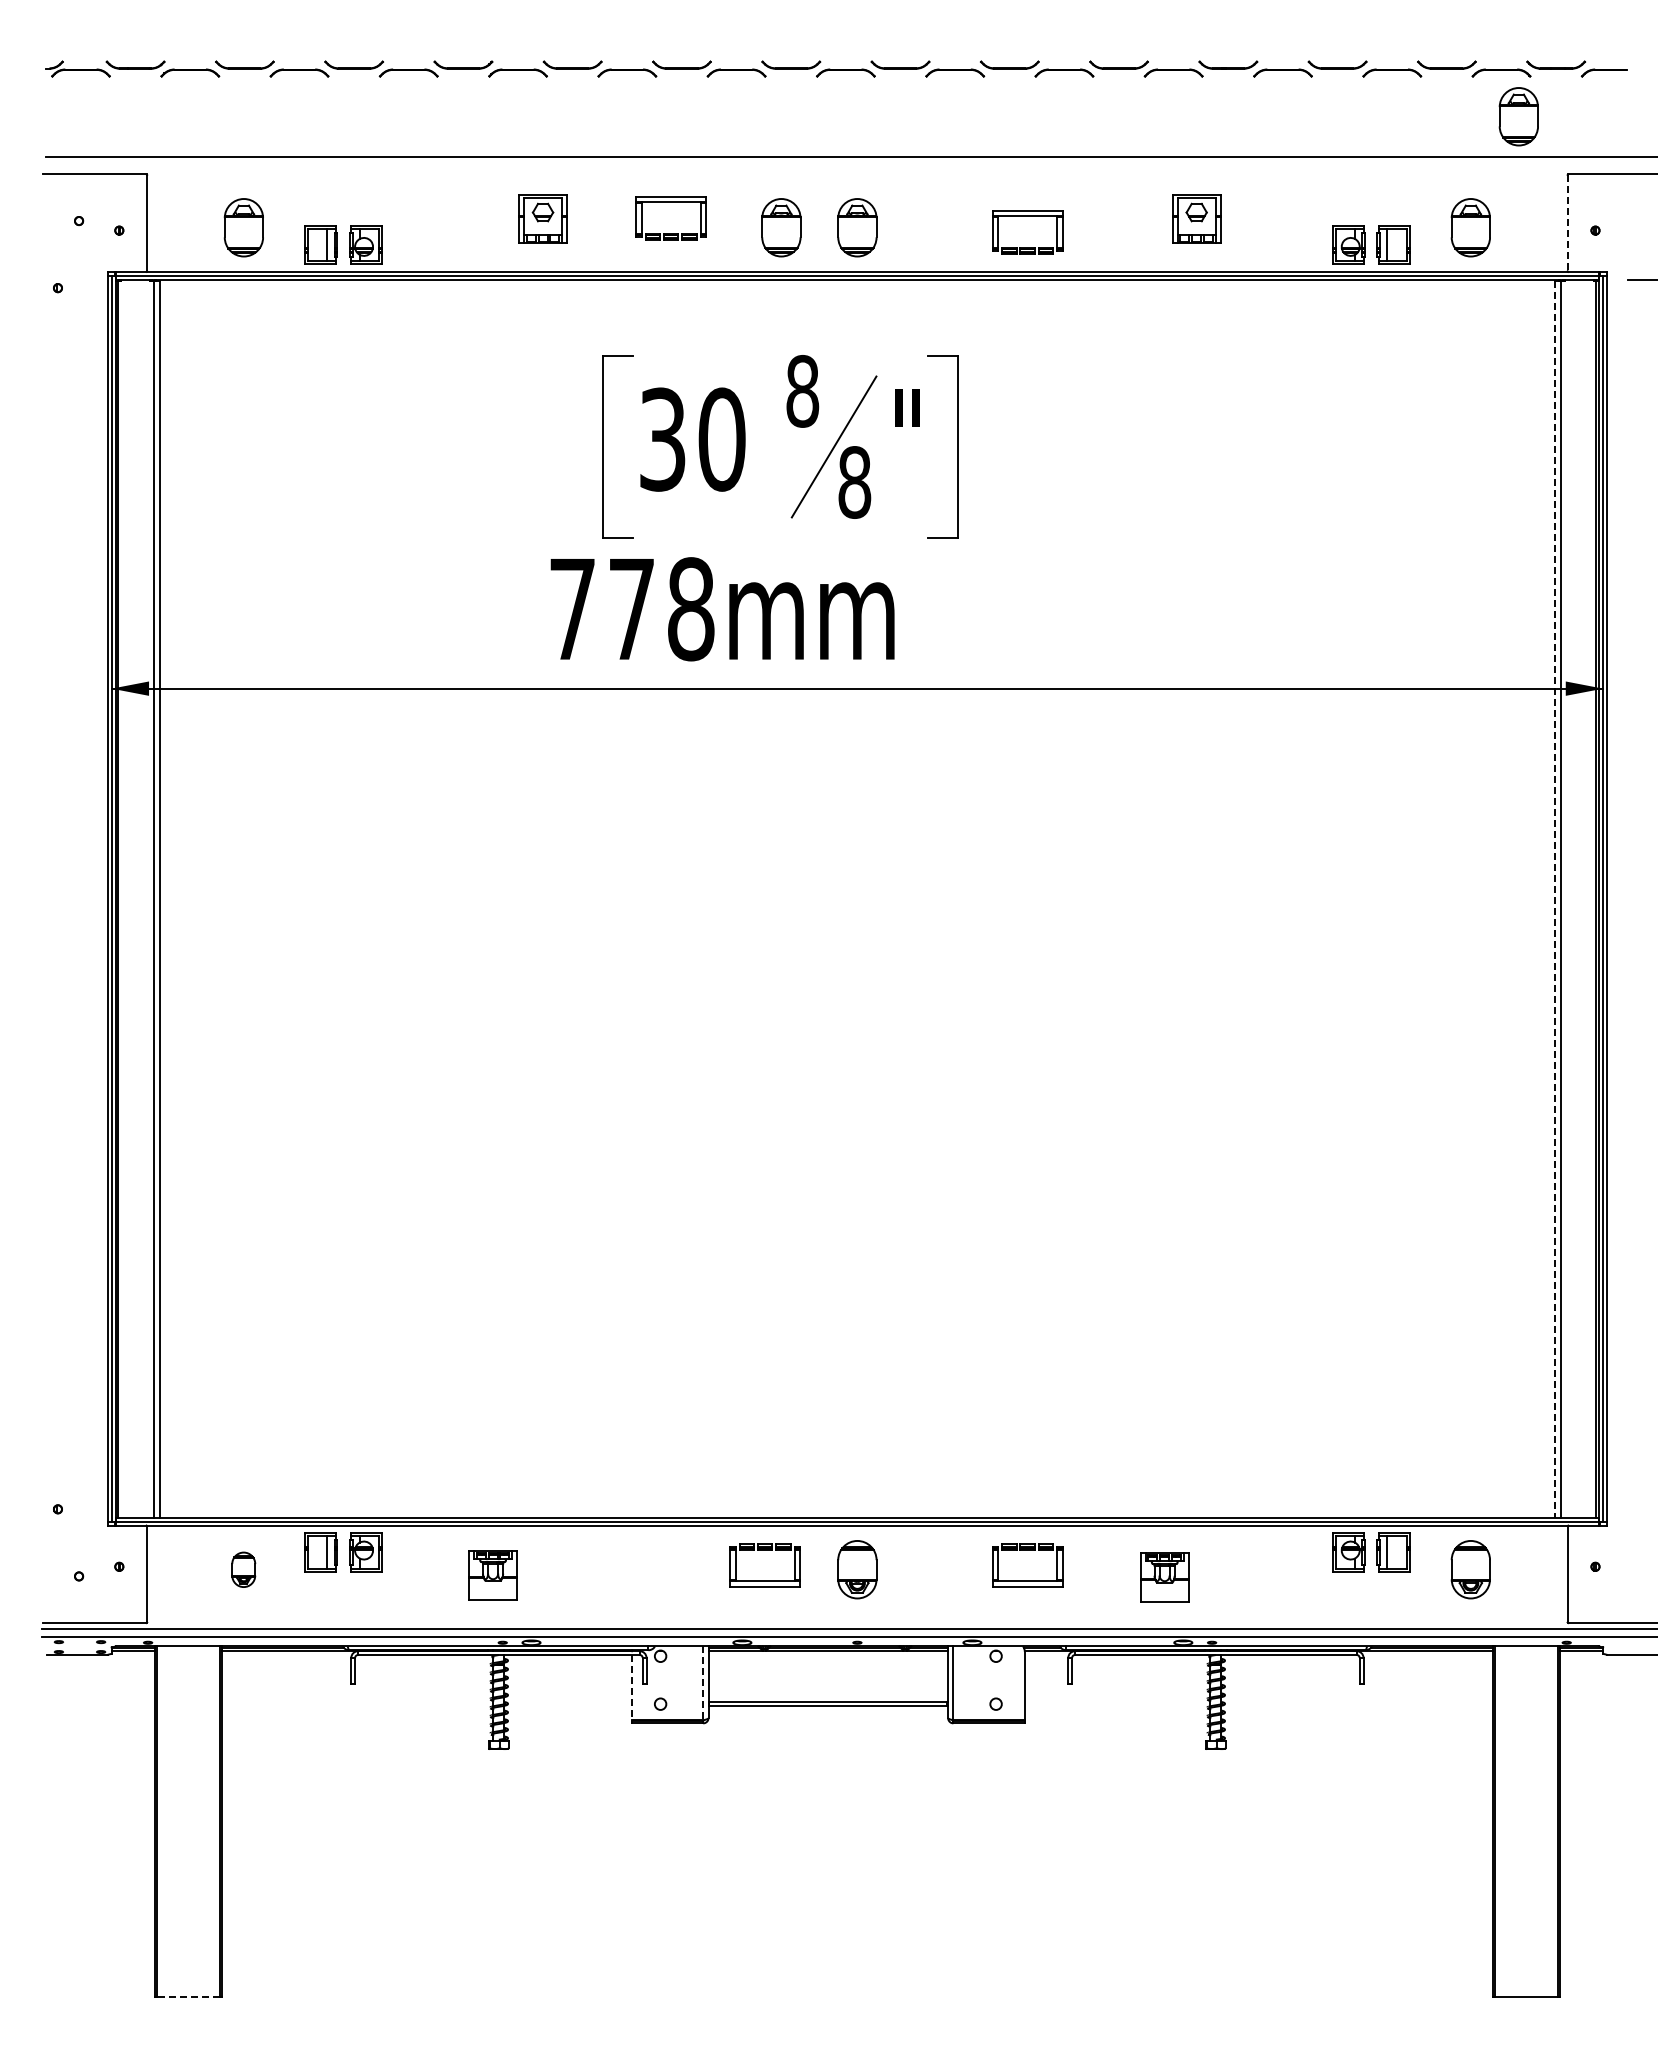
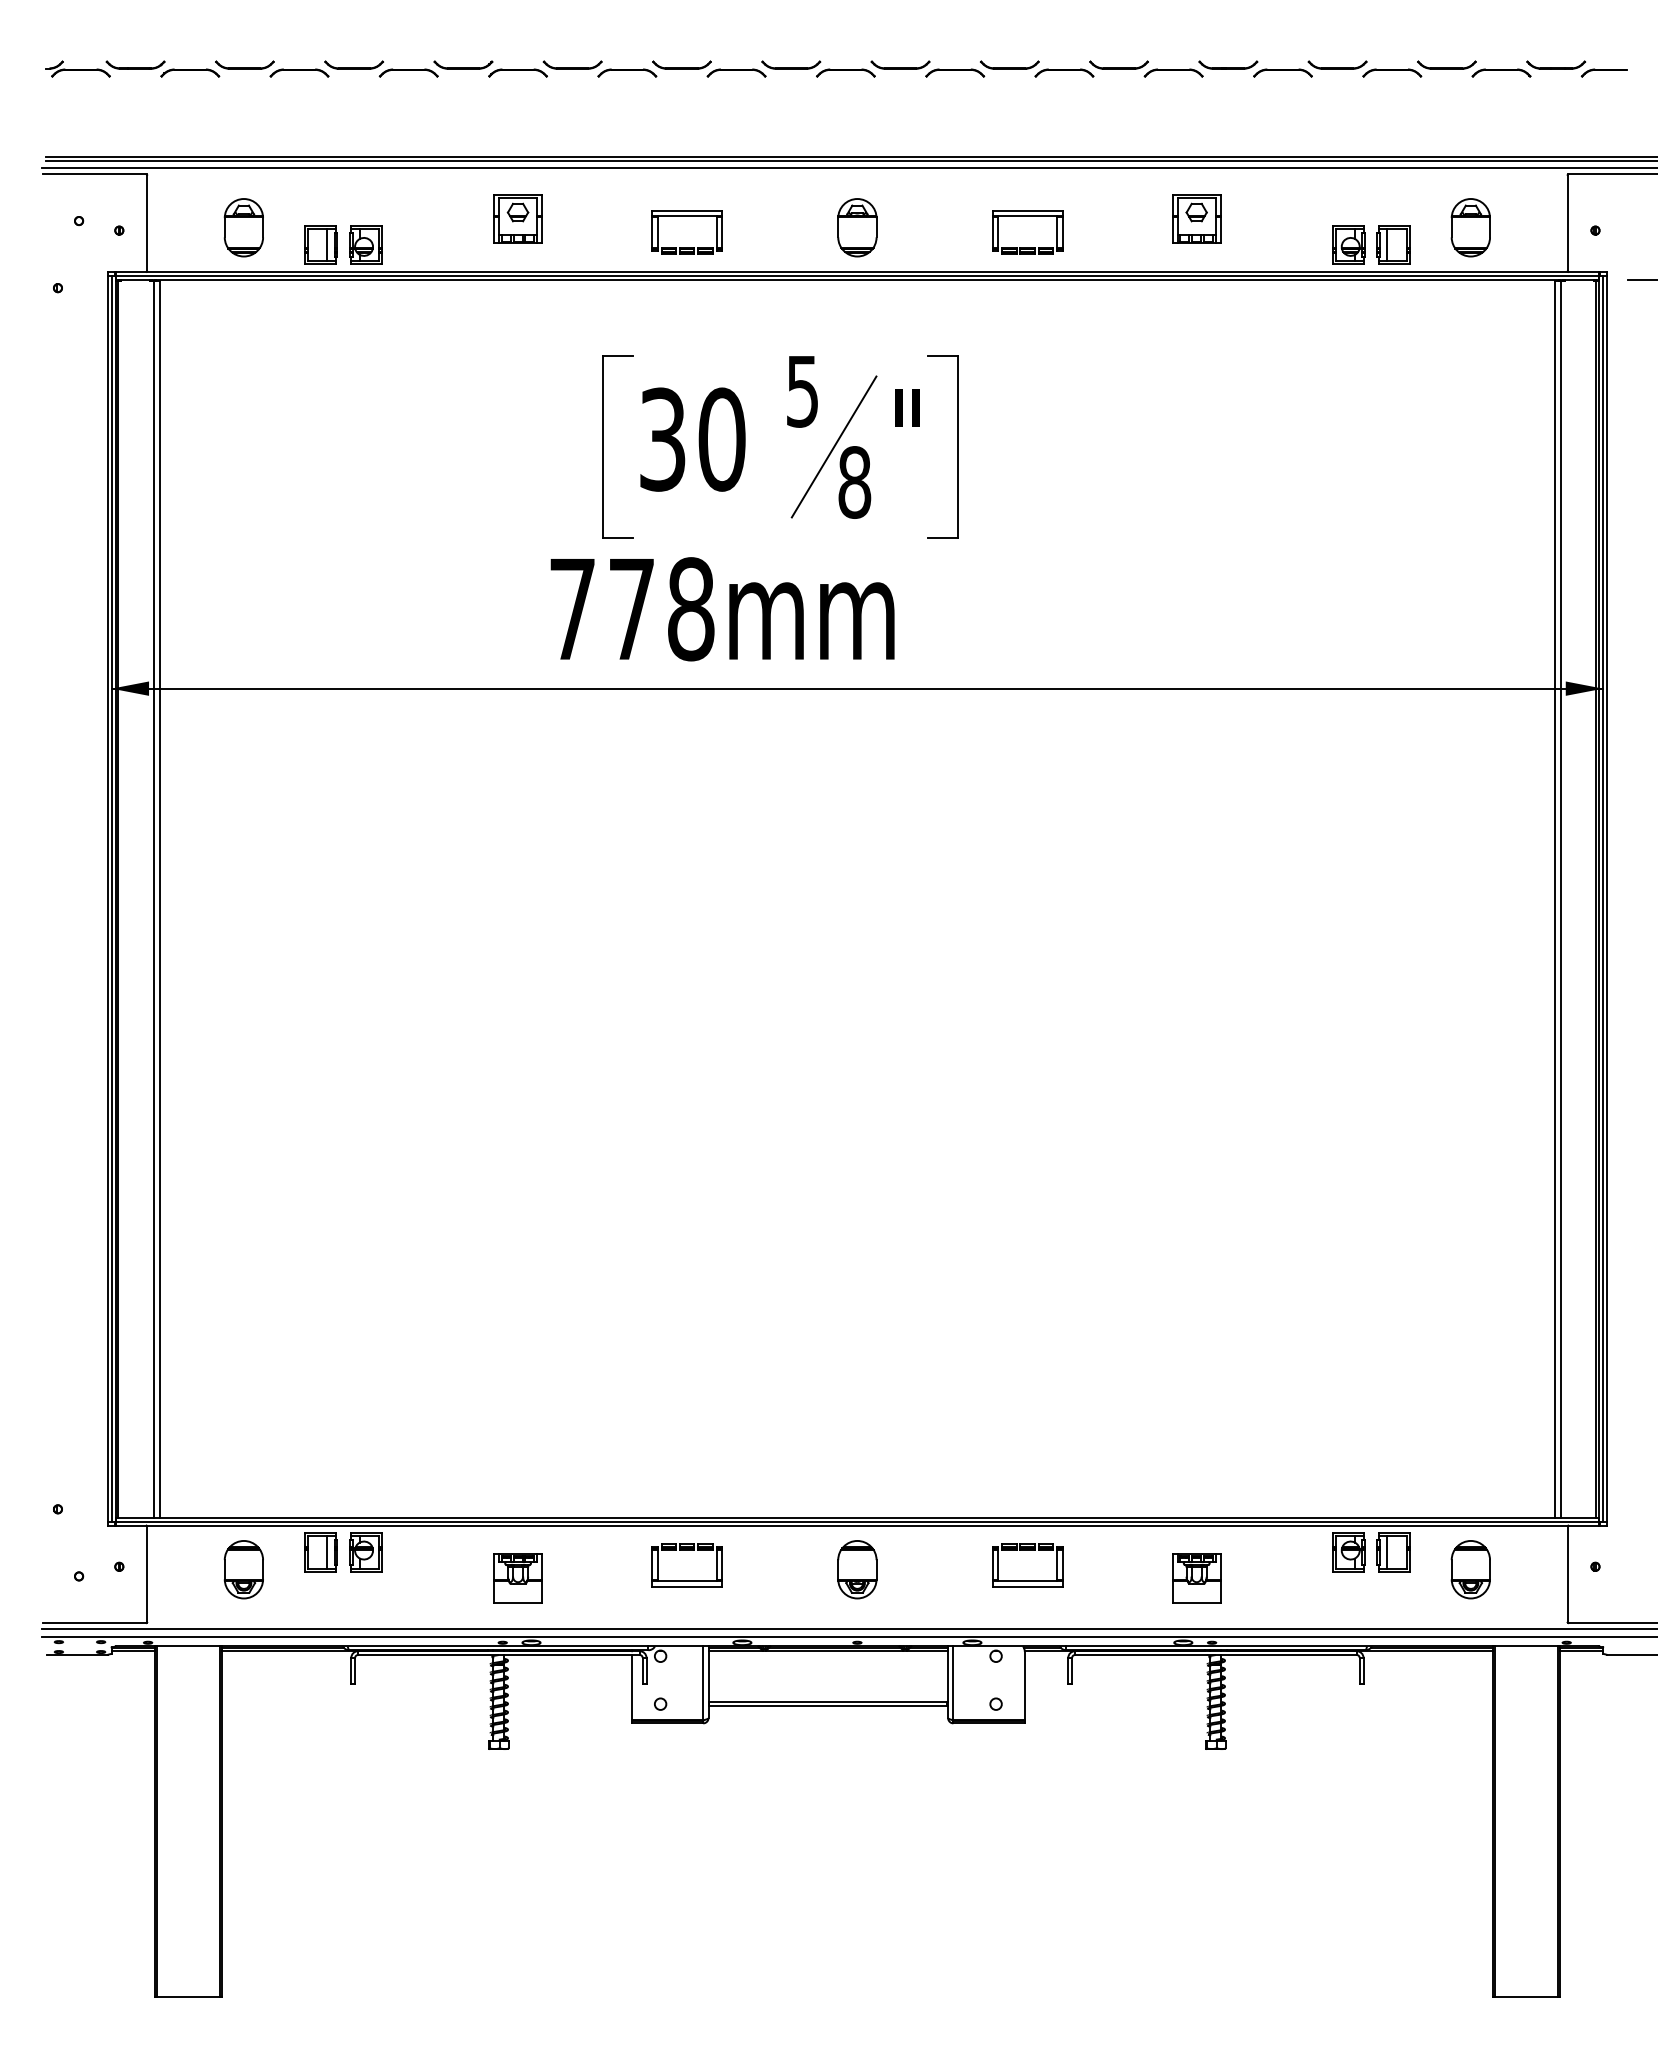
part: present -> none (1518, 116)
line: none -> present (849, 161)
line: none -> present (847, 168)
part position: (542, 218) -> (517, 218) (517, 218)
line: dashed -> solid (1567, 223)
part: present -> none (781, 227)
part position: (670, 233) -> (686, 247) (686, 247)
text: 8 -> 5 (802, 391)
line: dashed -> solid (1555, 900)
part position: (764, 1550) -> (686, 1550) (686, 1550)
part size: 26x37 px -> 41x60 px (243, 1569)
part position: (492, 1575) -> (517, 1578) (517, 1578)
part position: (1164, 1577) -> (1196, 1578) (1196, 1578)
line: dashed -> solid (703, 1683)
line: dashed -> solid (631, 1687)
line: dashed -> solid (188, 1997)
